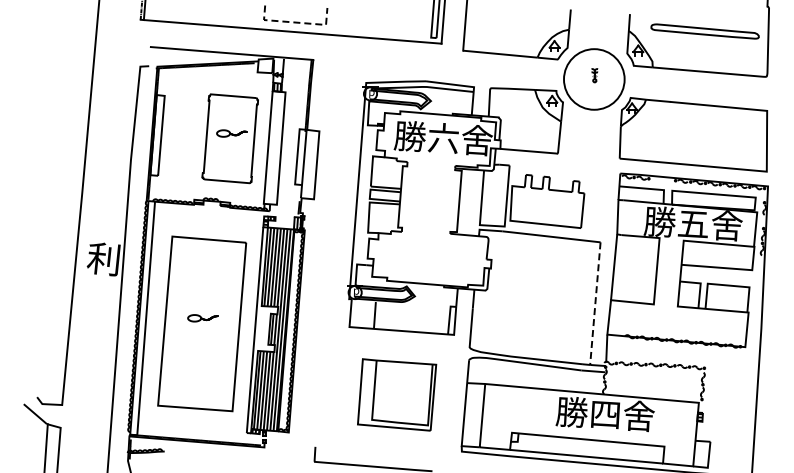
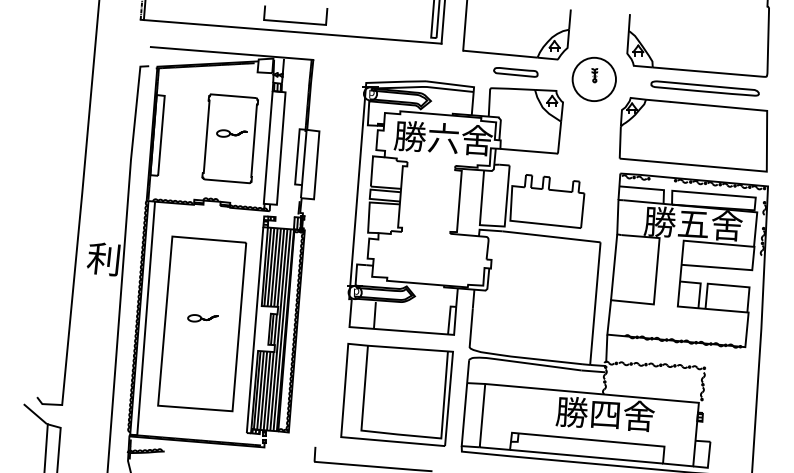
line: dashed -> solid (296, 22)
part position: (704, 31) -> (704, 88) (704, 88)
part: none -> present (515, 72)
circle diameter: 61 px -> 43 px (593, 79)
line: dashed -> solid (595, 303)
part size: 81x74 px -> 114x104 px (396, 394)
